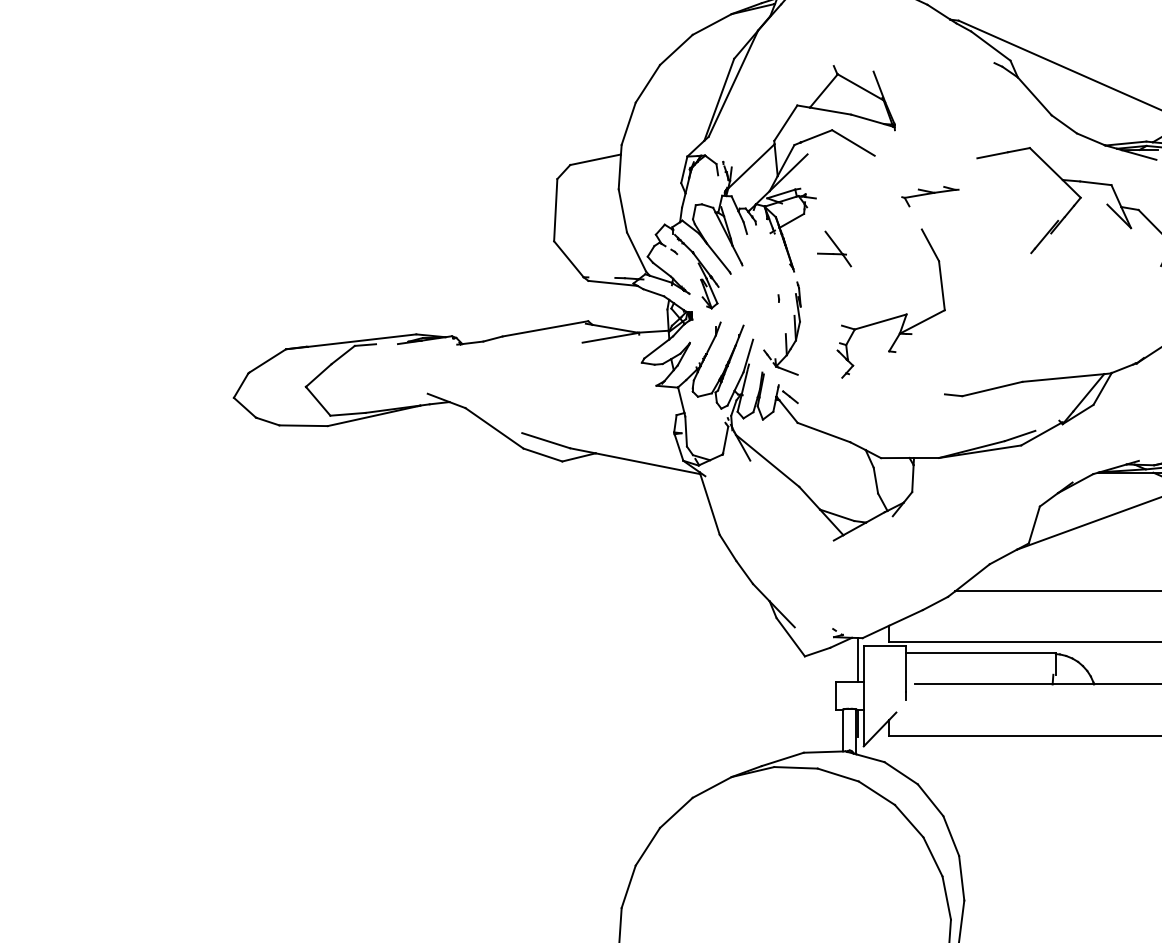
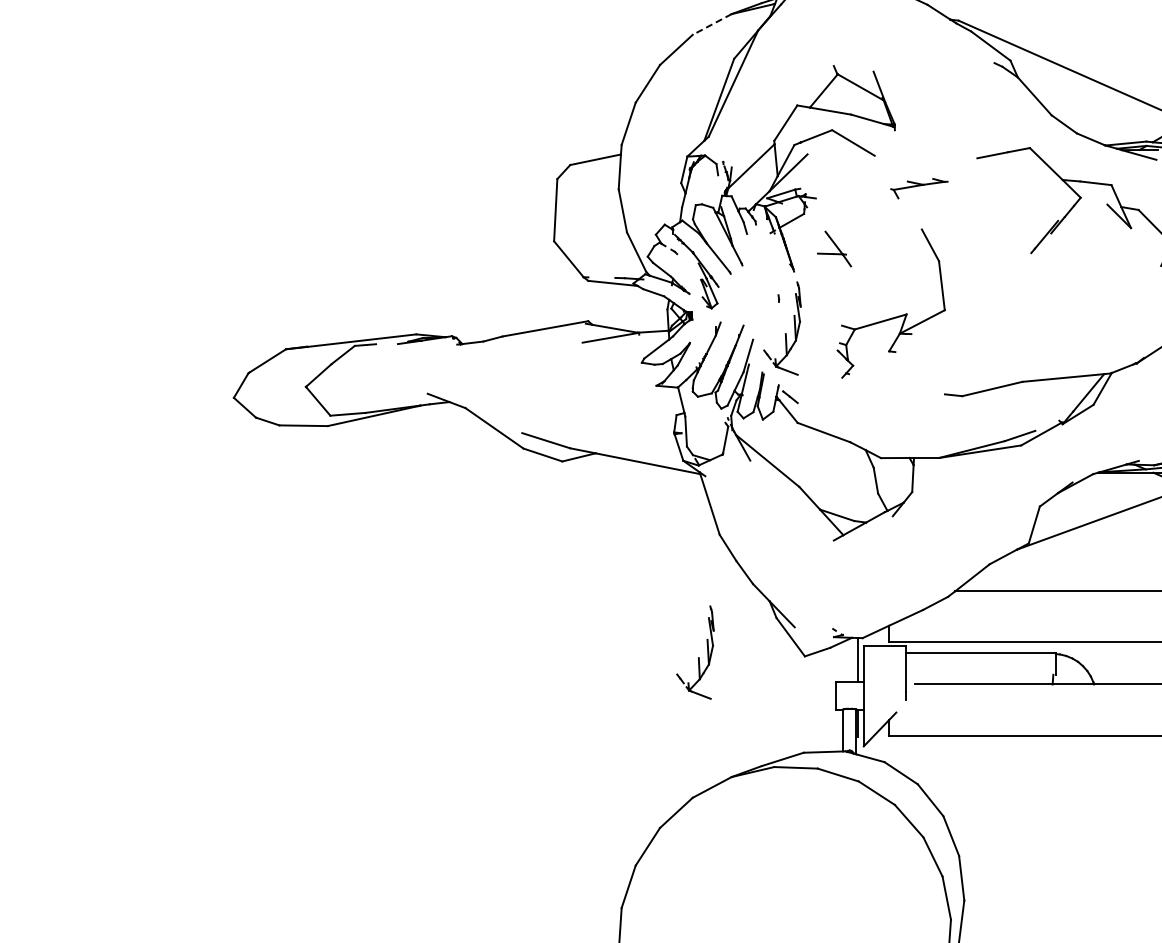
line: solid -> dashed (711, 24)
part position: (930, 196) -> (919, 188) (919, 188)
part: none -> present (695, 652)
